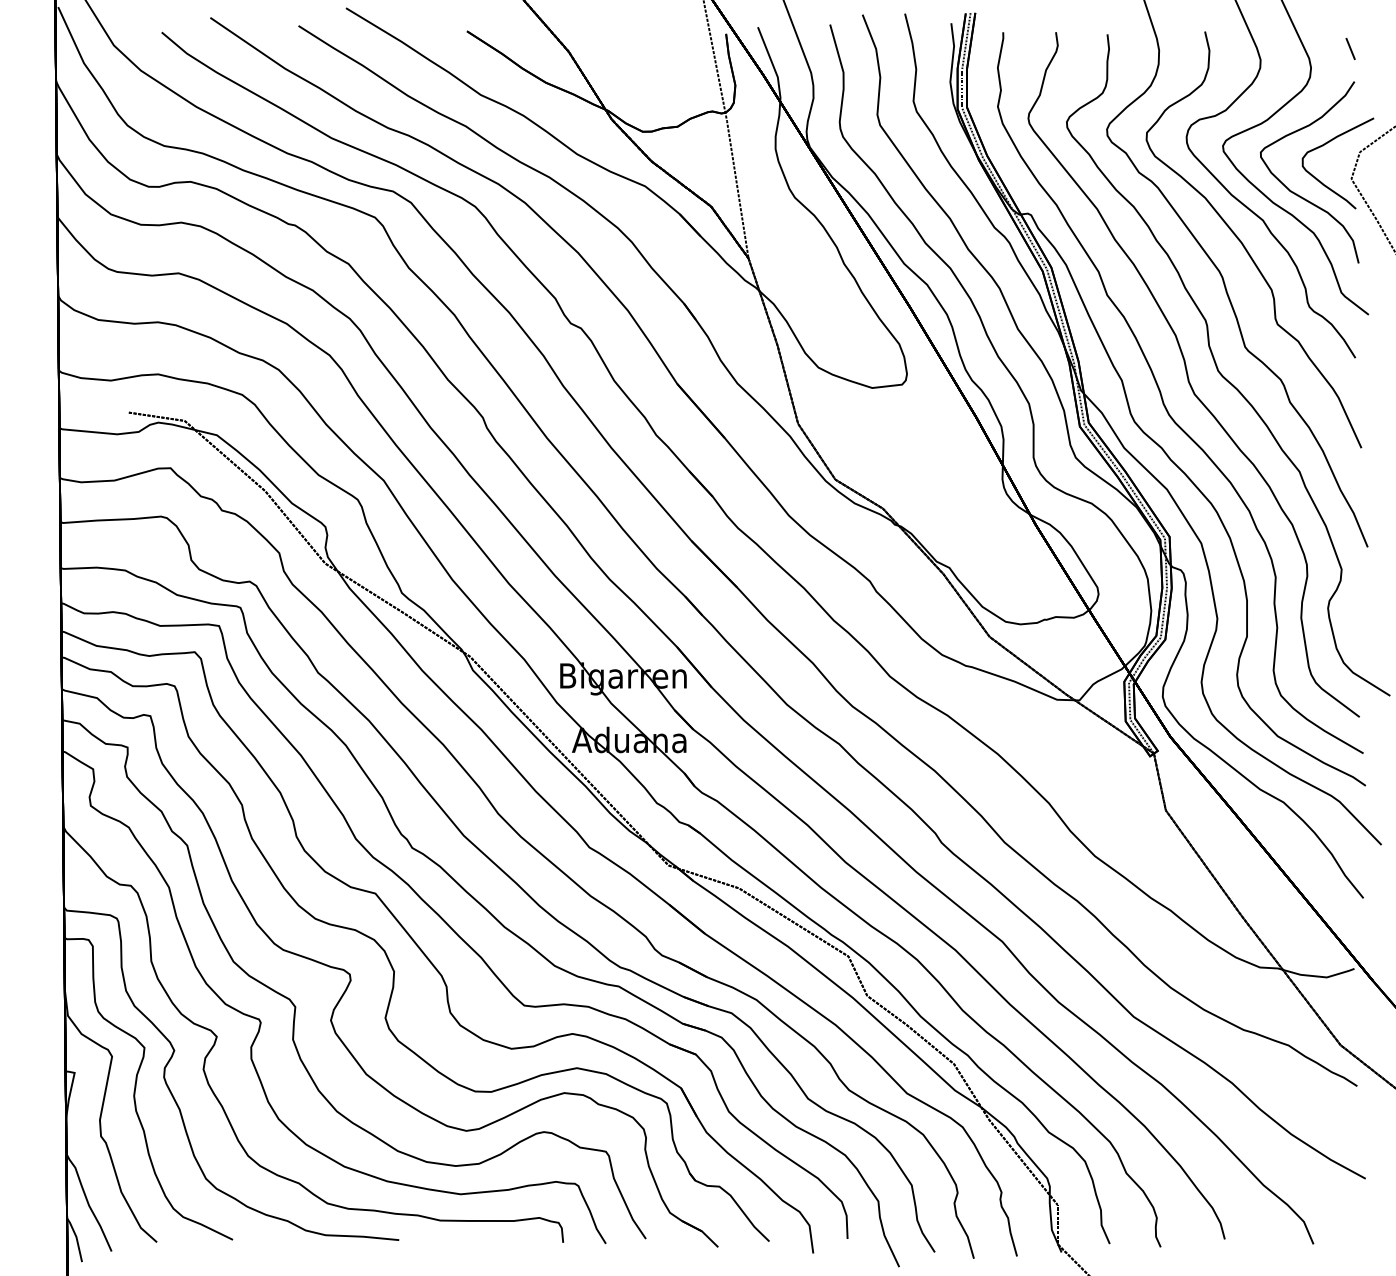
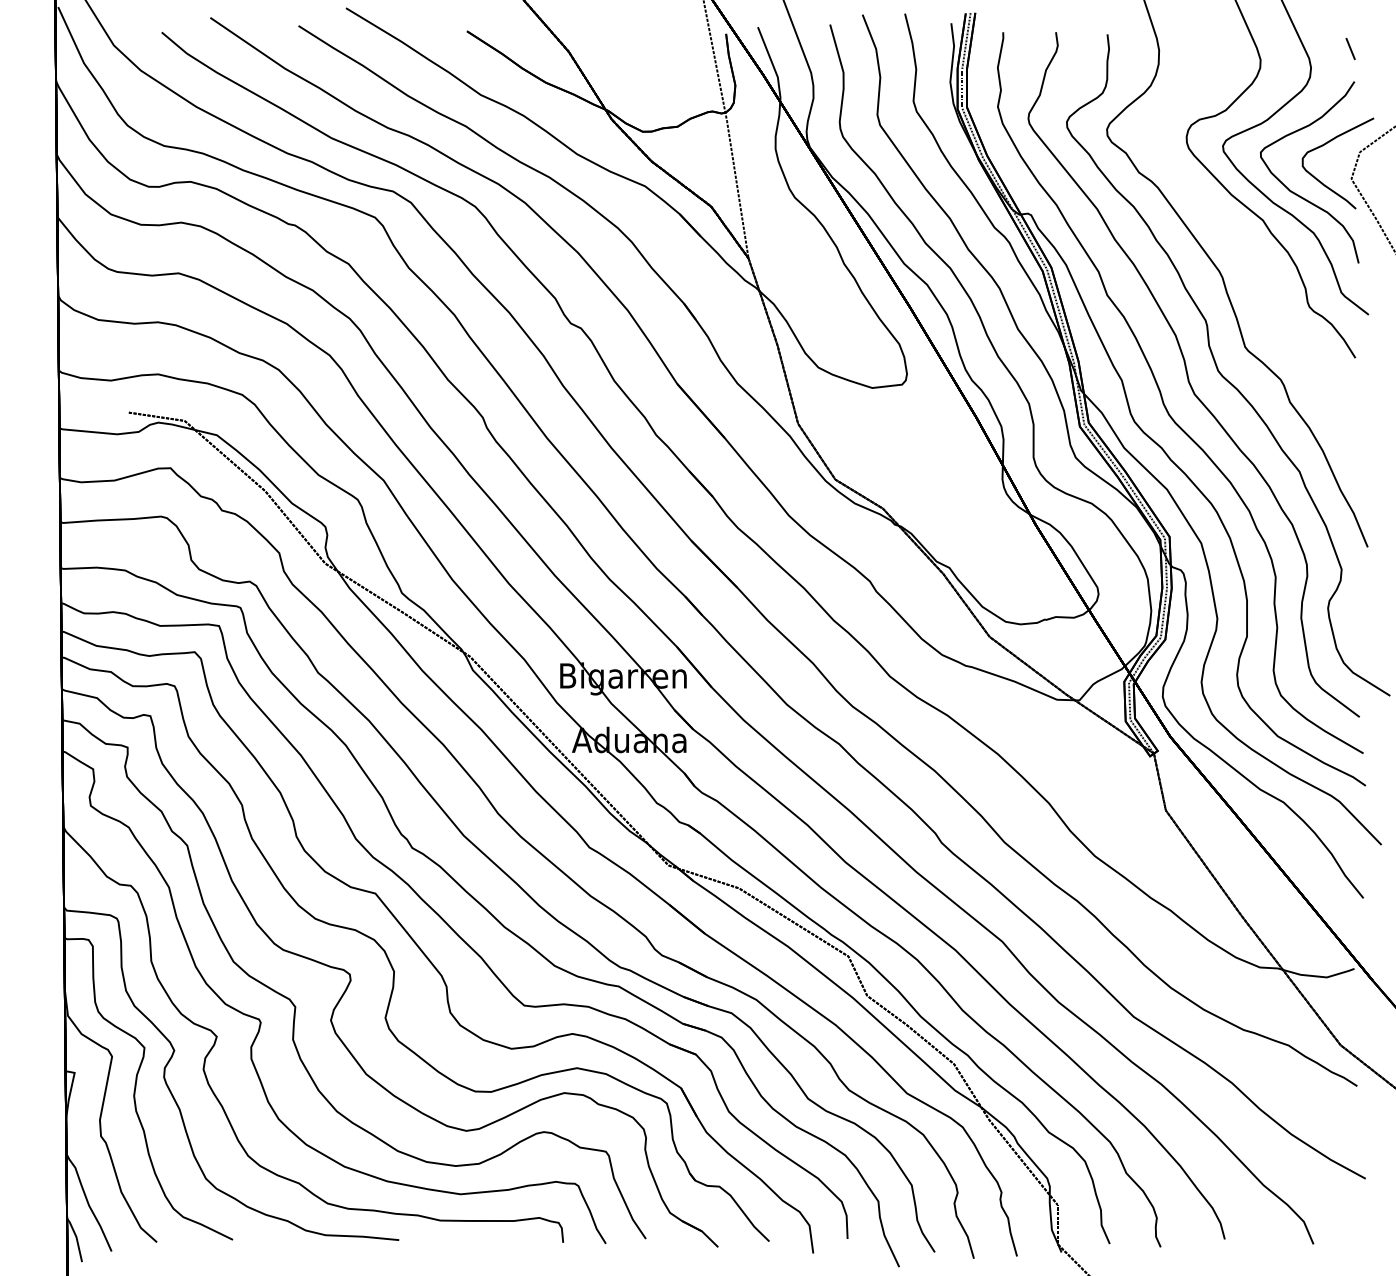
curve: present -> none (1245, 246)
